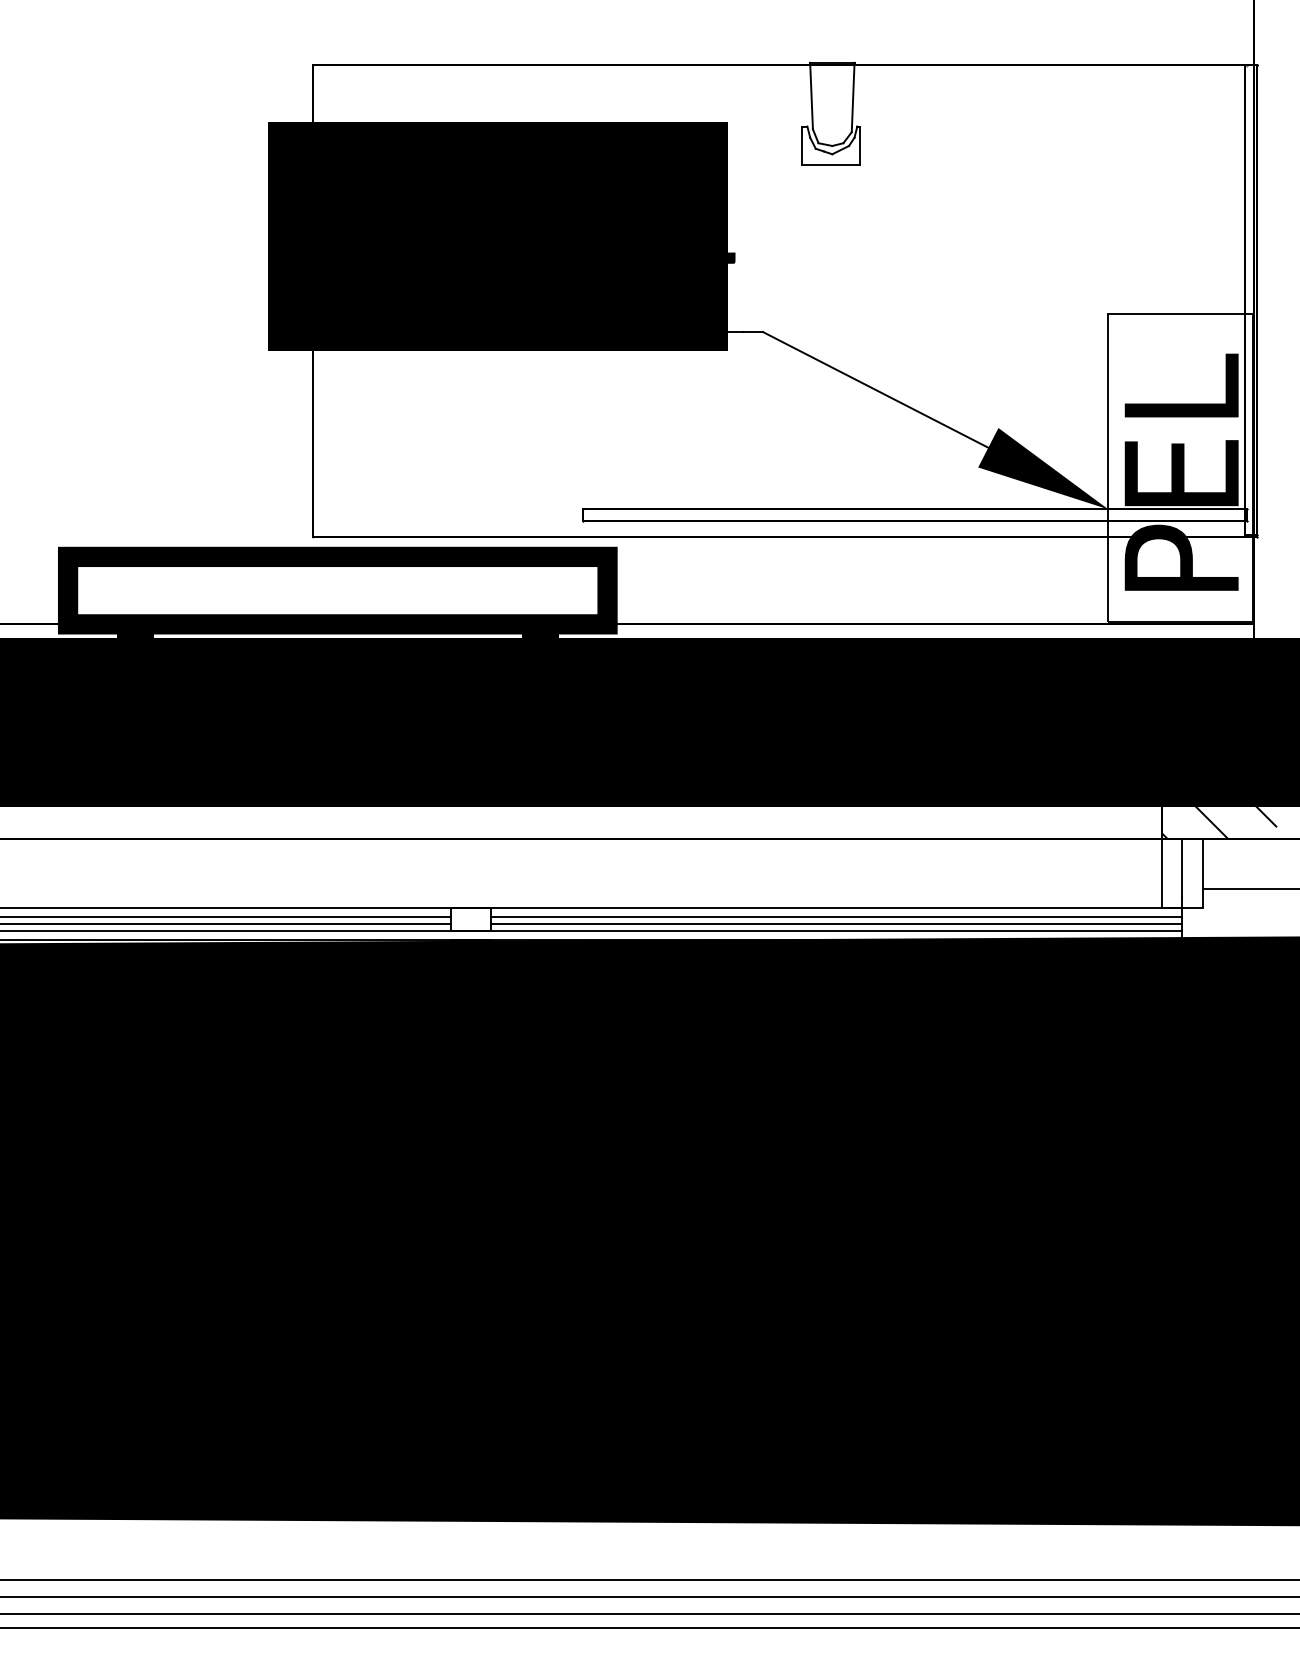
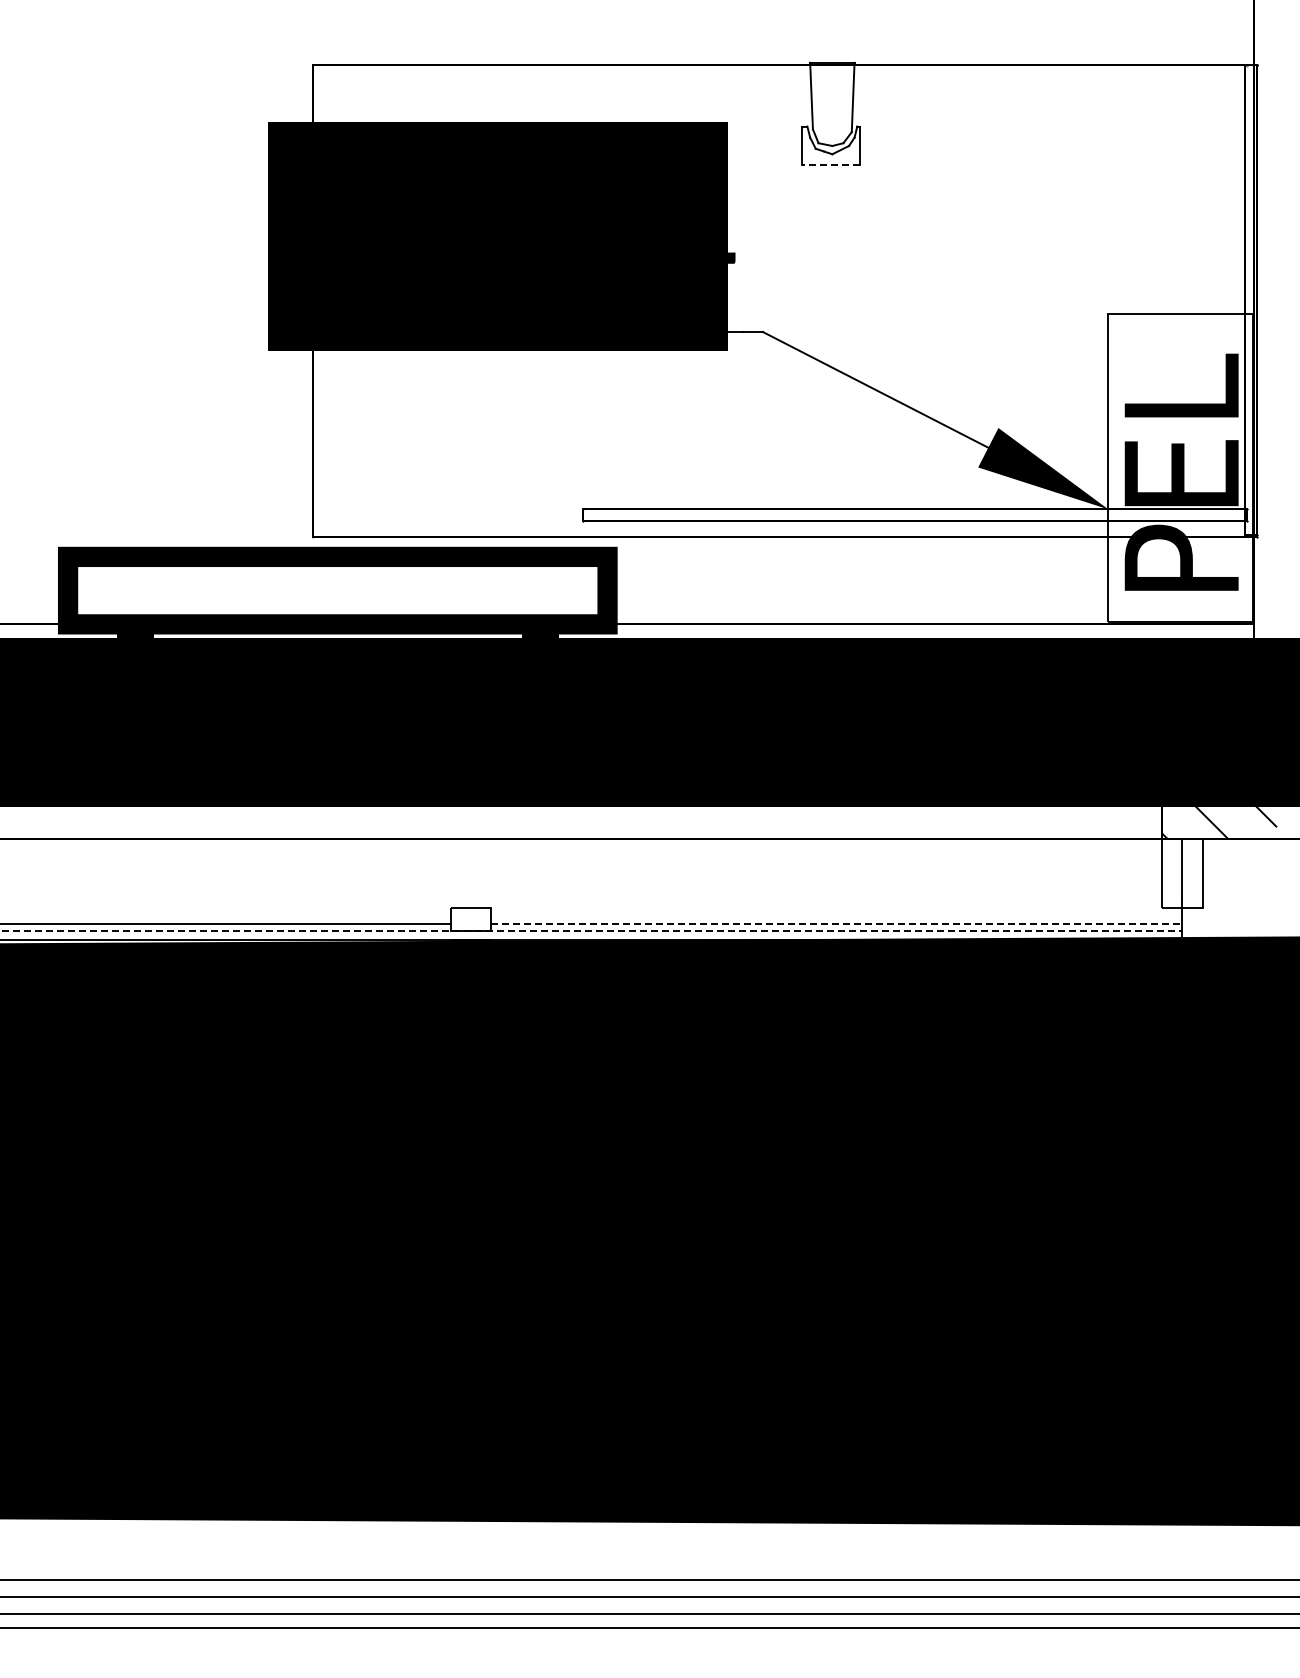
line: solid -> dashed (830, 165)
line: present -> none (1249, 889)
line: present -> none (592, 908)
line: present -> none (226, 917)
line: present -> none (836, 917)
line: solid -> dashed (836, 924)
line: solid -> dashed (591, 930)
